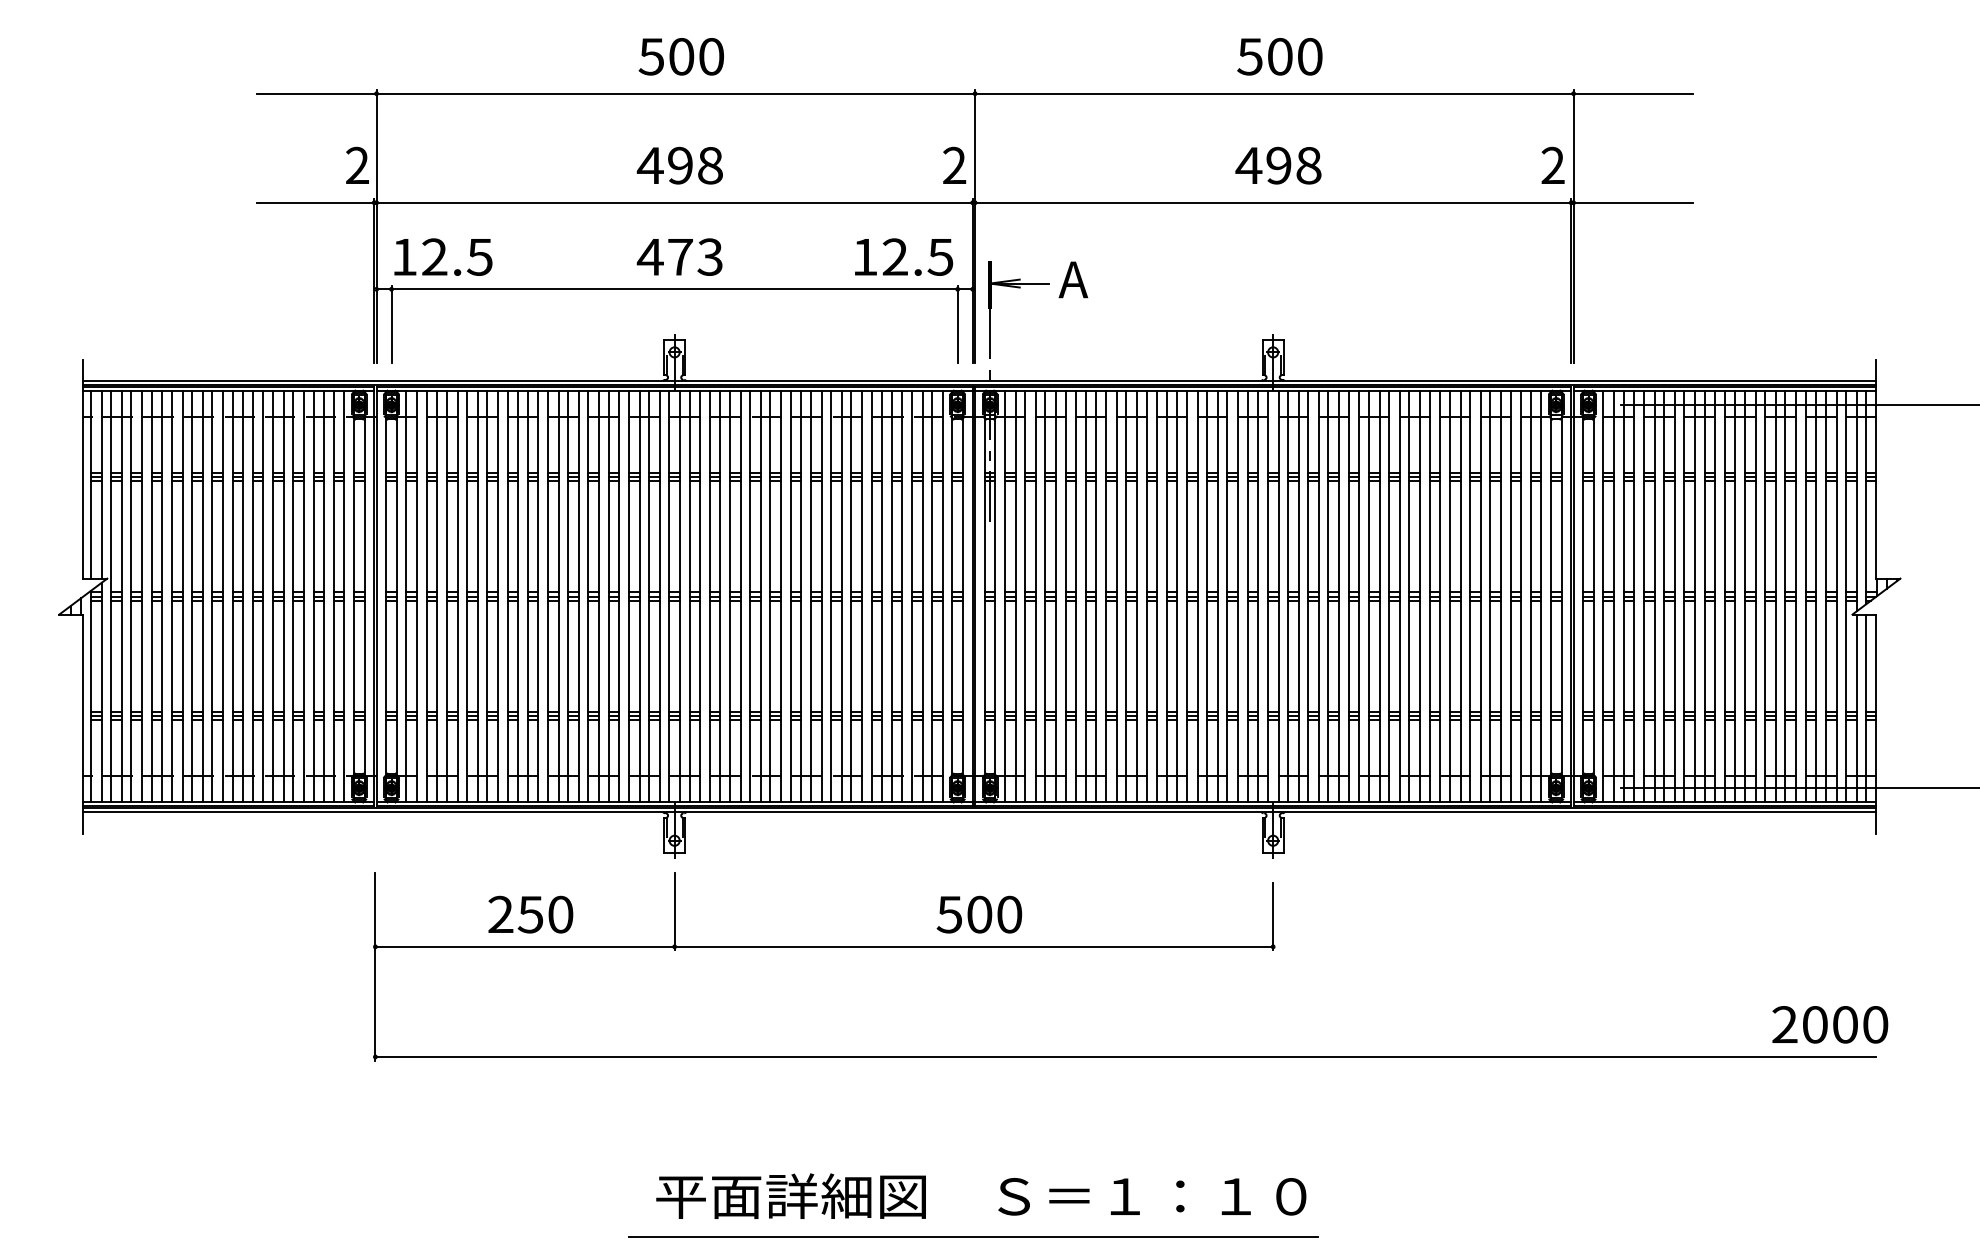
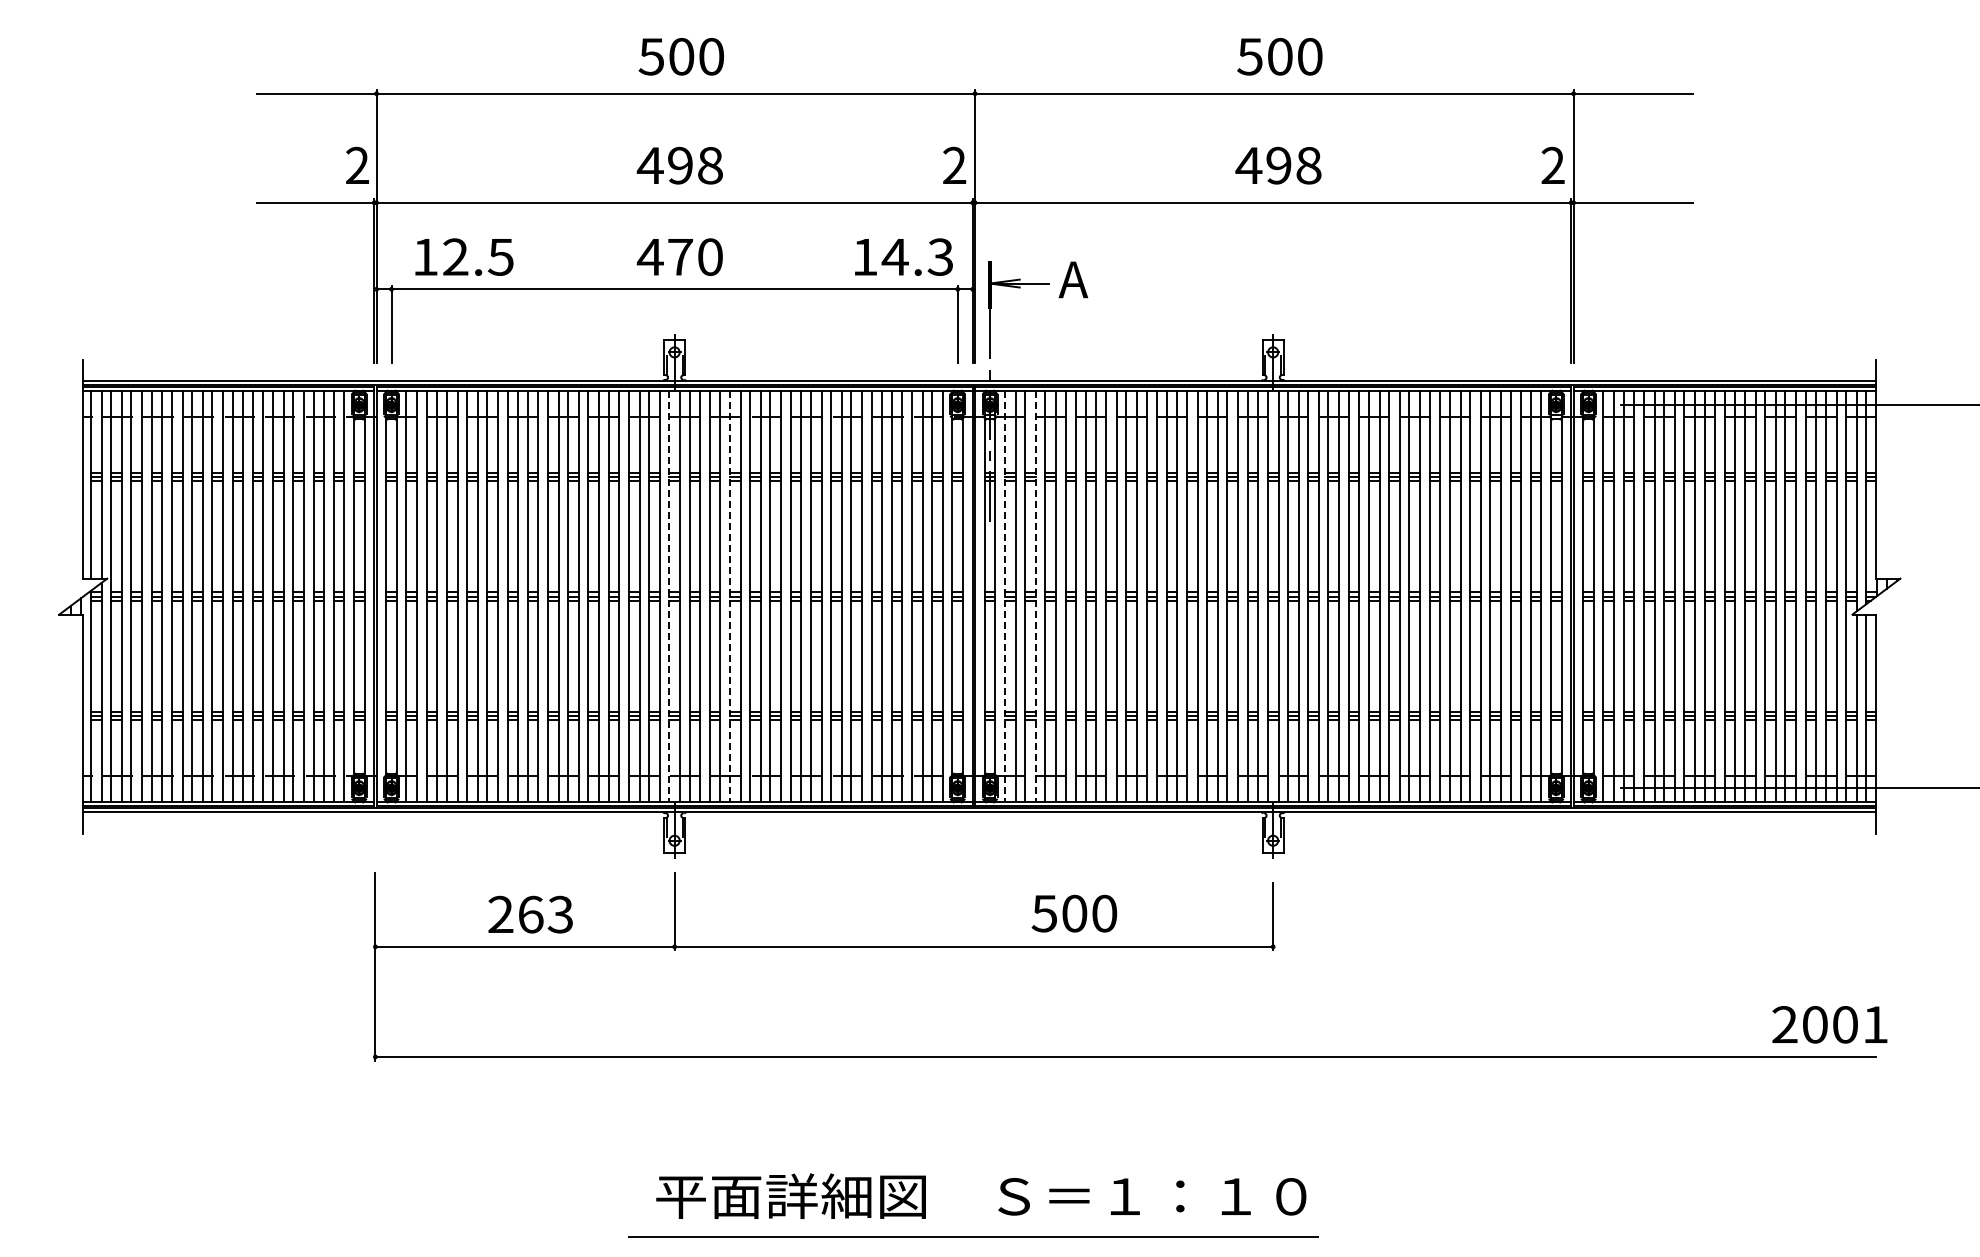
text position: (443, 256) -> (464, 256) (464, 256)
text: 473 -> 470 (709, 256)
text: 12.5 -> 14.3 (917, 256)
line: solid -> dashed (669, 596)
line: solid -> dashed (729, 596)
line: solid -> dashed (1004, 596)
line: solid -> dashed (1035, 596)
text: 250 -> 263 (545, 914)
text position: (979, 914) -> (1074, 913) (1074, 913)
text: 2000 -> 2001 (1875, 1024)
